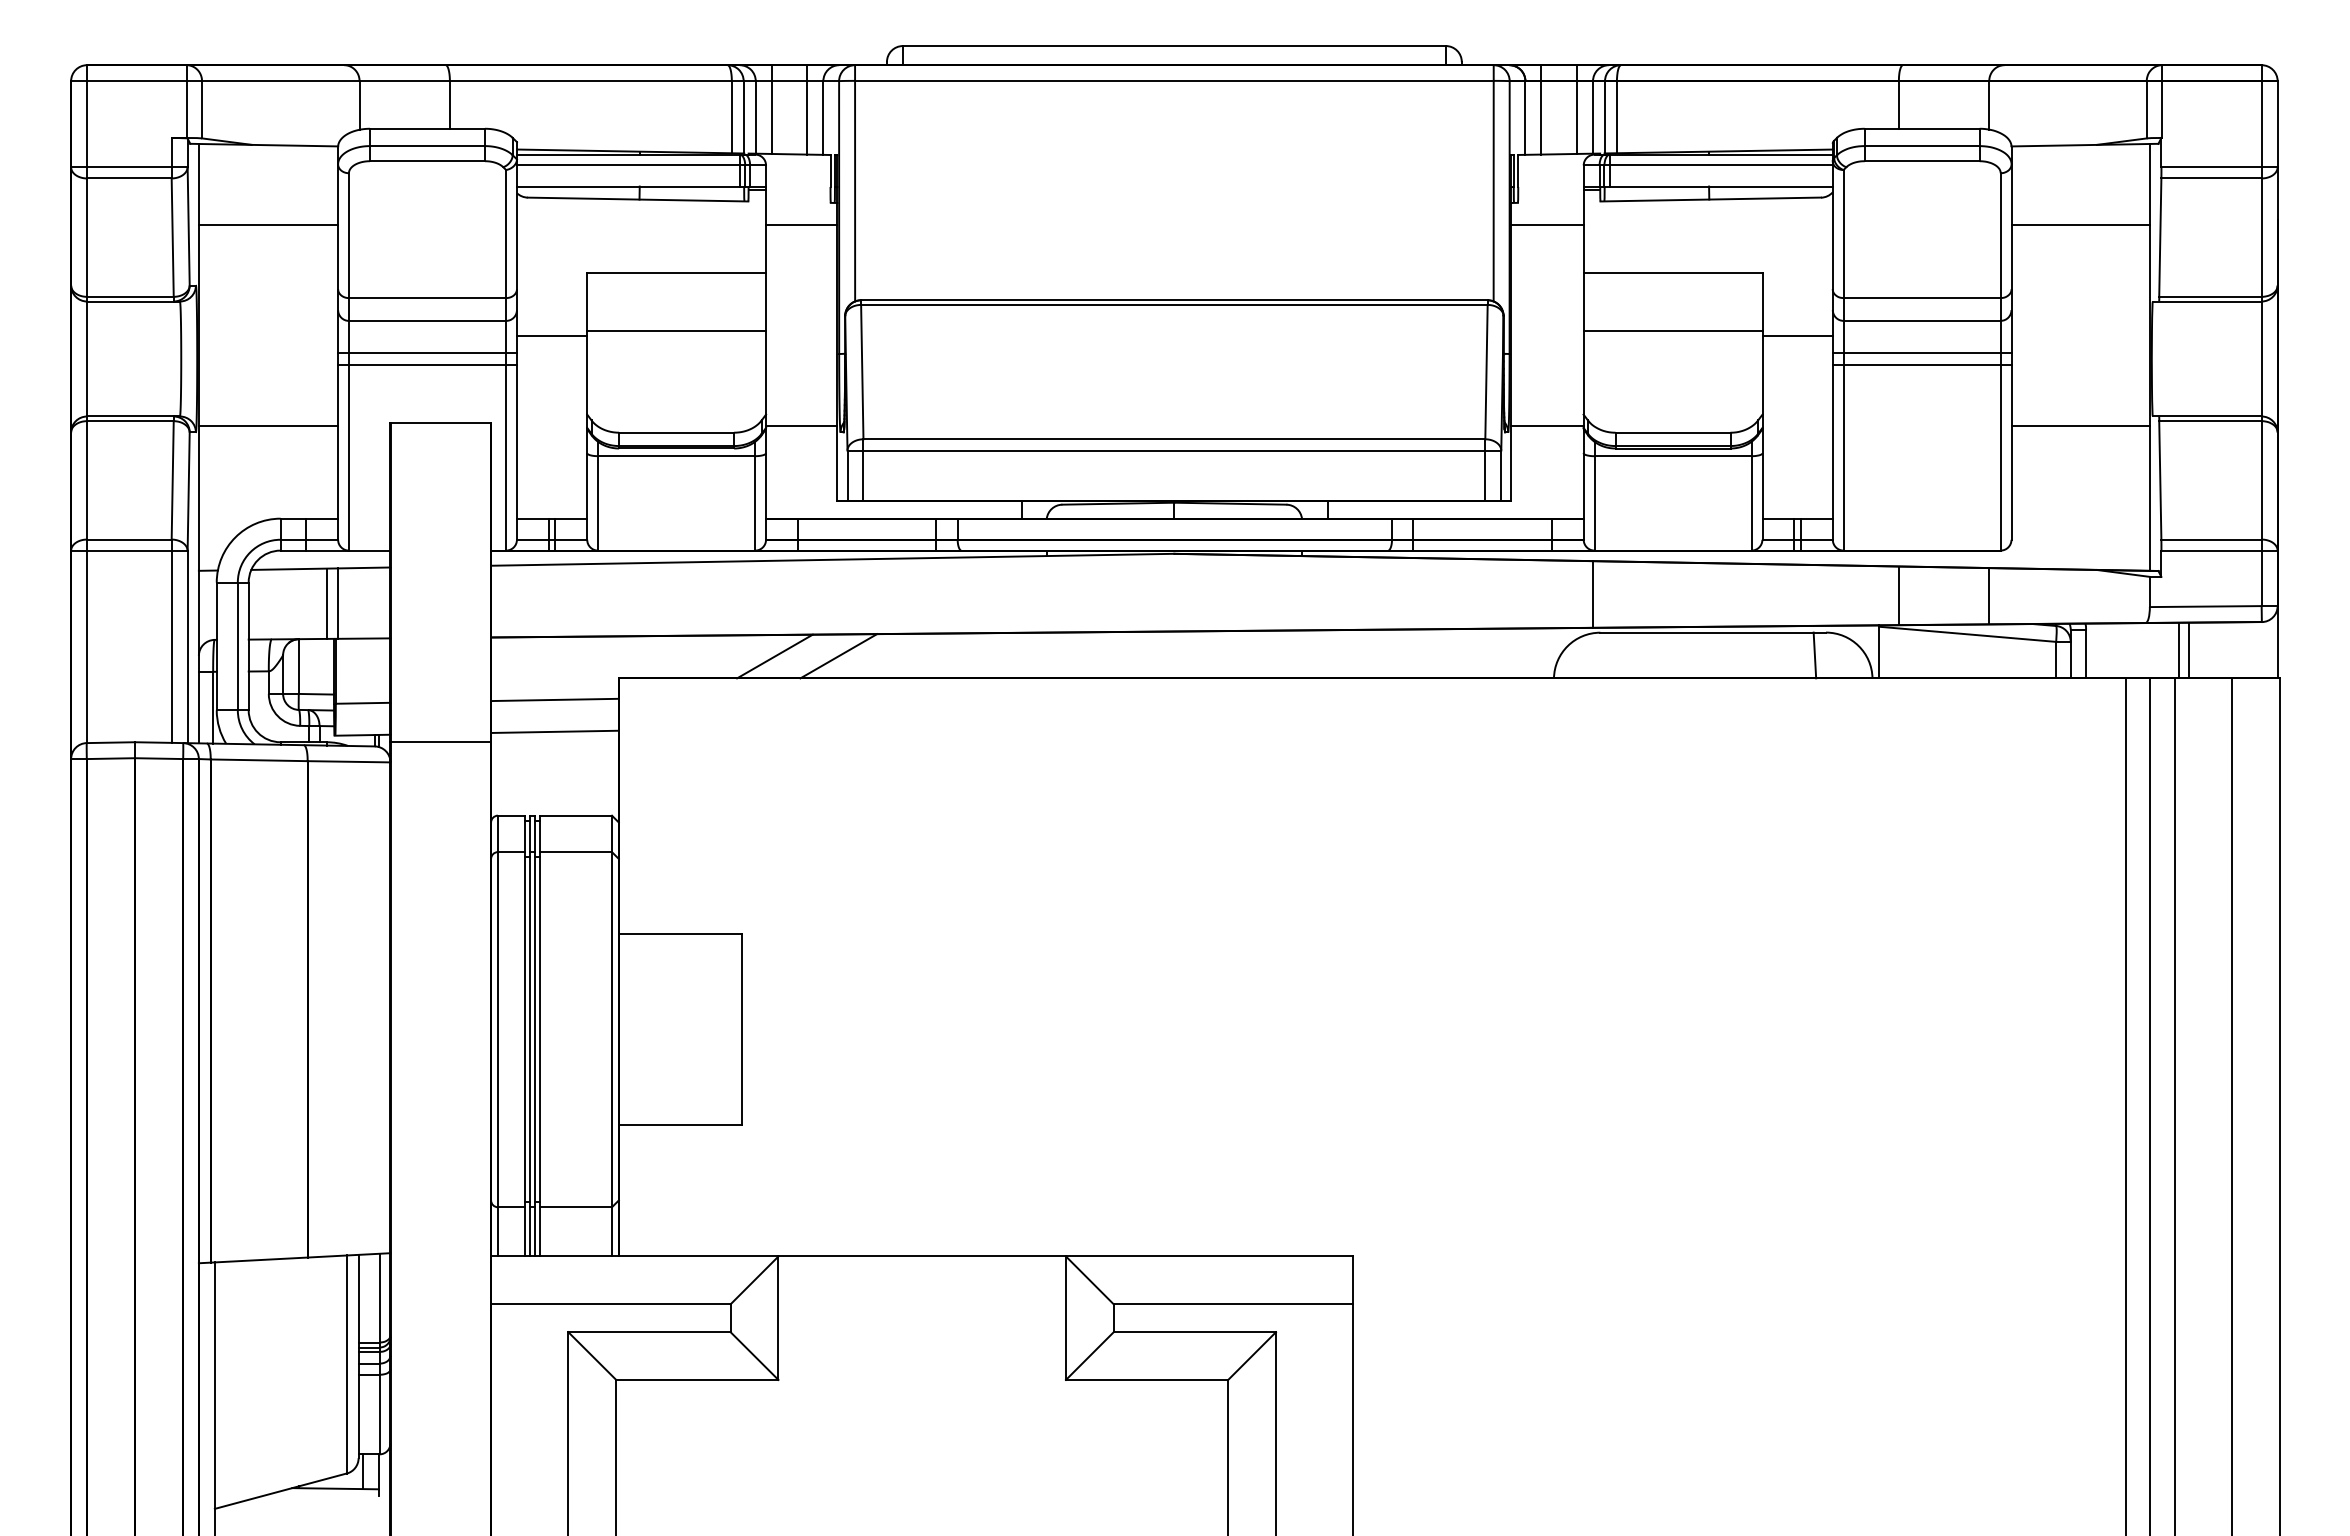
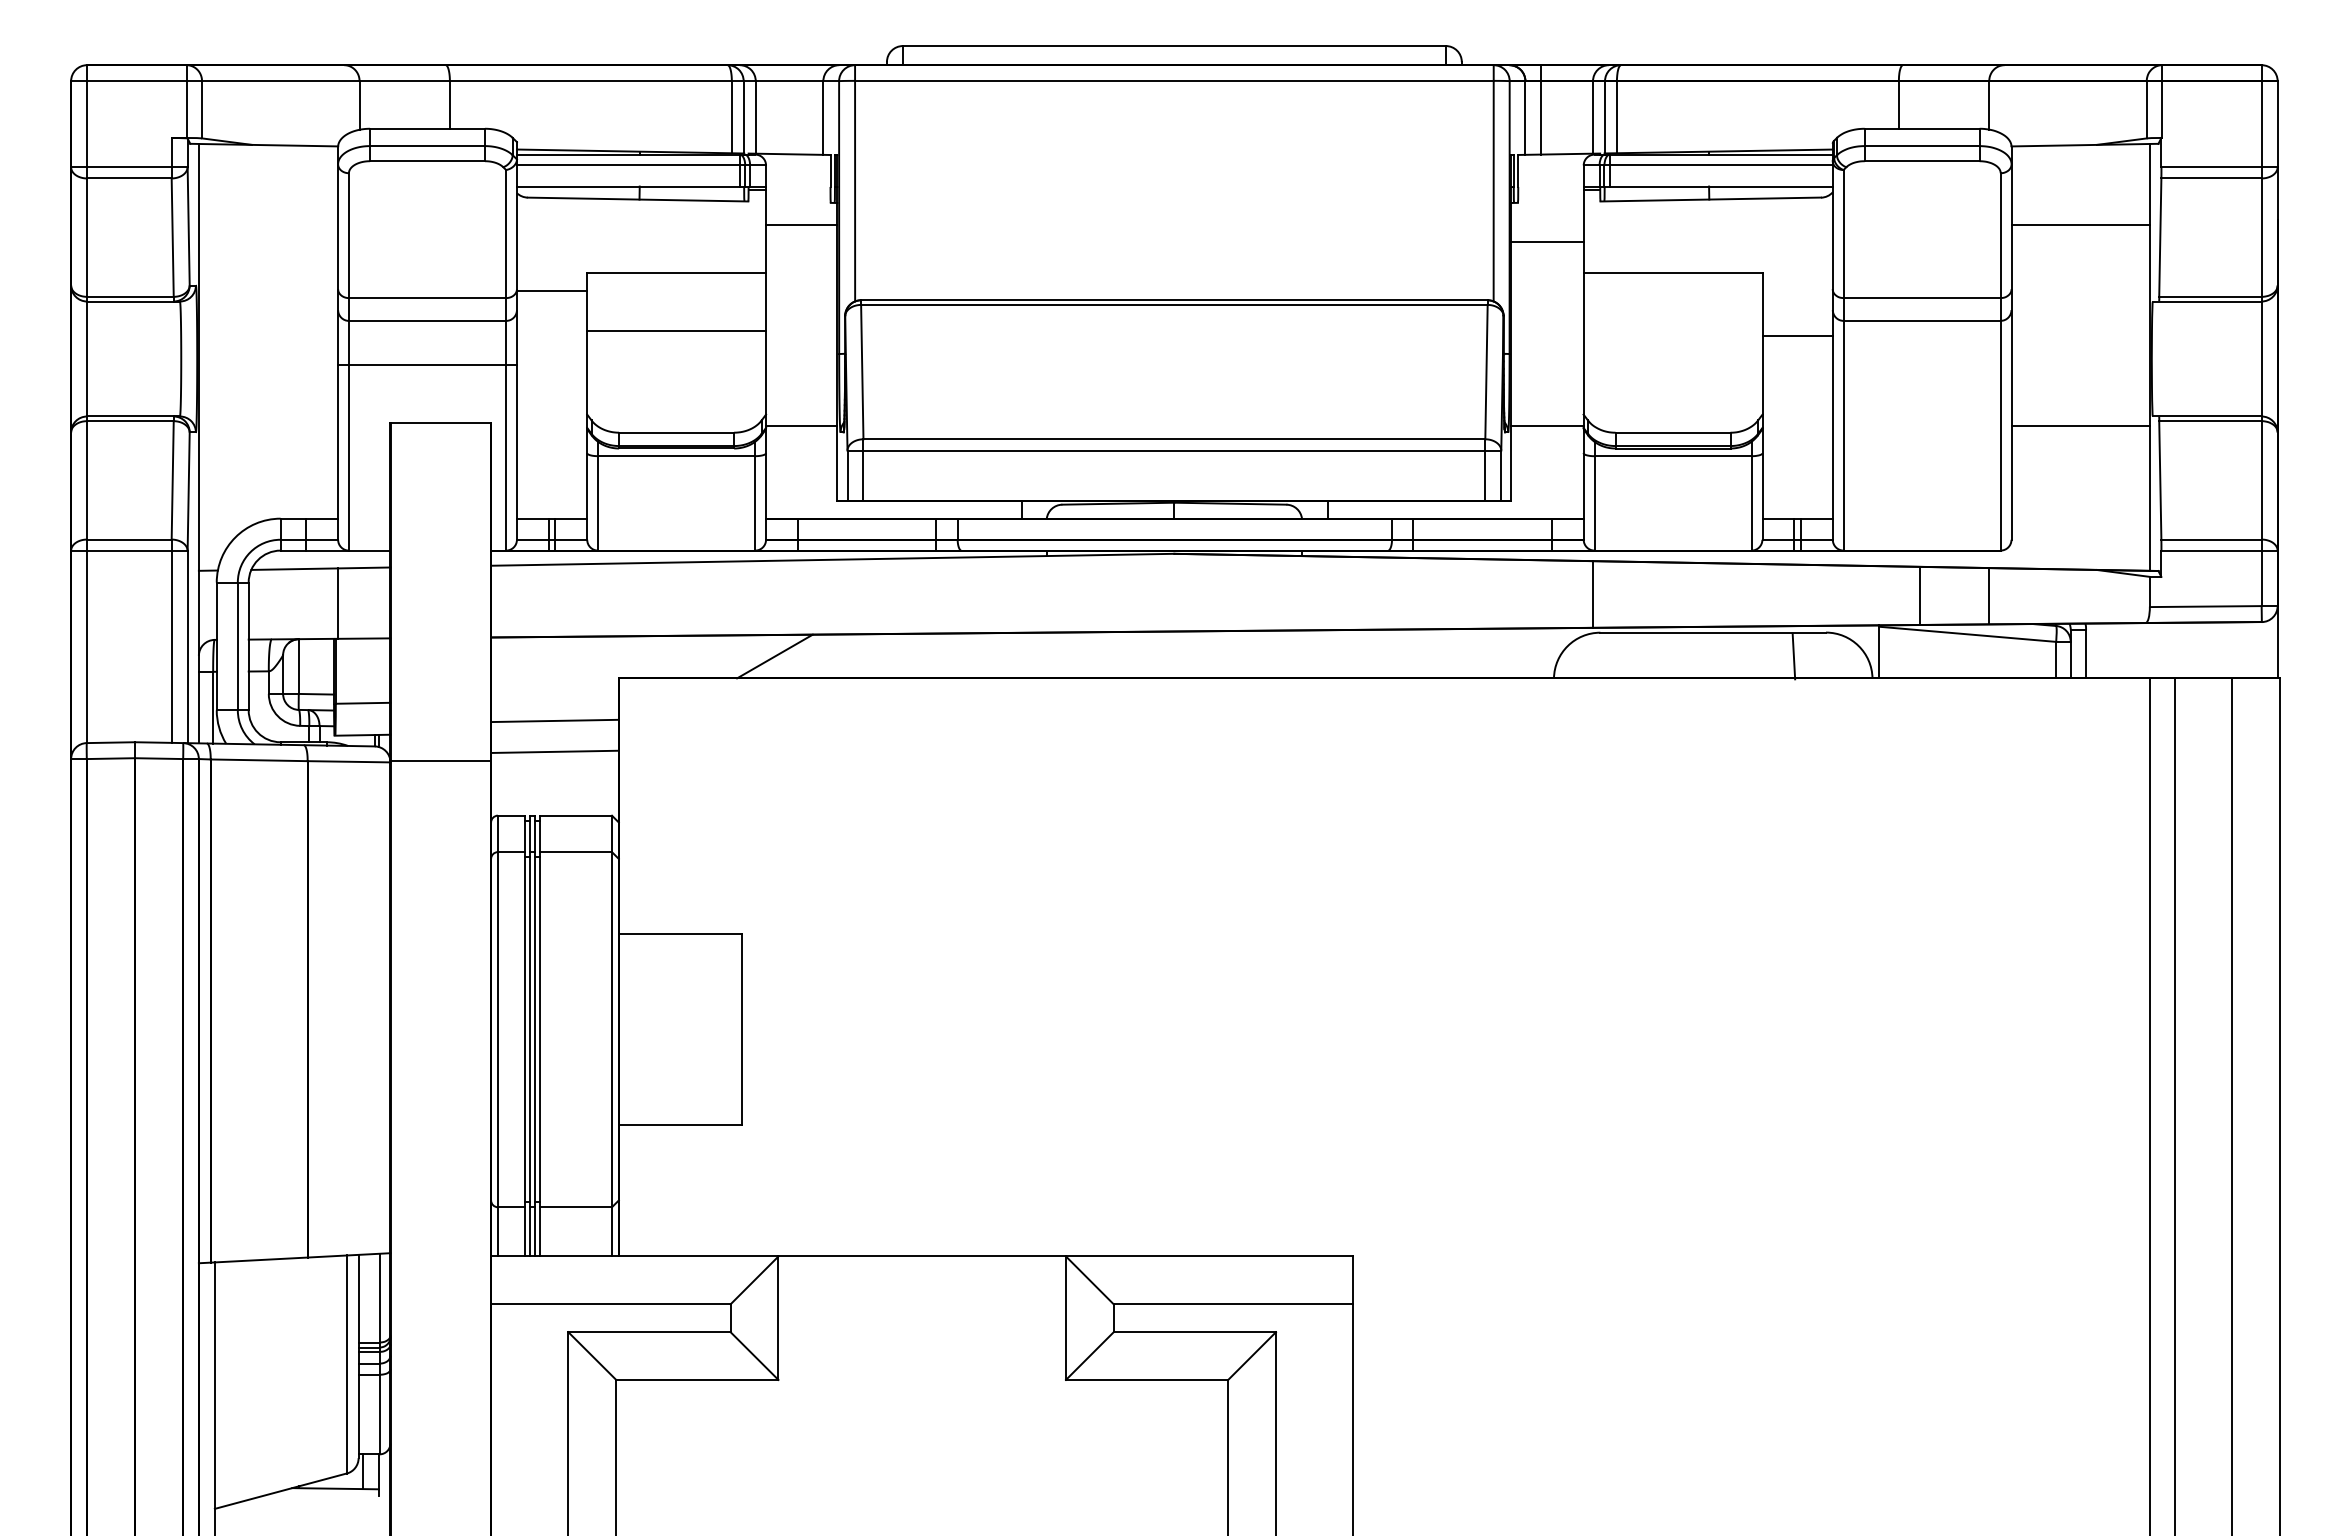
line: present -> none (771, 109)
line: present -> none (807, 109)
line: present -> none (1577, 109)
line: present -> none (268, 224)
line position: (1547, 224) -> (1547, 241) (1547, 241)
line: present -> none (1672, 331)
line position: (551, 336) -> (551, 291) (551, 291)
line: present -> none (427, 352)
line: present -> none (1921, 352)
line: present -> none (1921, 365)
line: present -> none (268, 426)
line position: (1898, 595) -> (1919, 595) (1919, 595)
line: present -> none (326, 603)
line: present -> none (2178, 650)
line: present -> none (2188, 650)
line position: (1814, 655) -> (1793, 656) (1793, 656)
line: present -> none (838, 656)
line position: (554, 699) -> (554, 720) (554, 720)
line position: (554, 731) -> (554, 751) (554, 751)
line position: (440, 742) -> (440, 761) (440, 761)
line: present -> none (2126, 1105)
